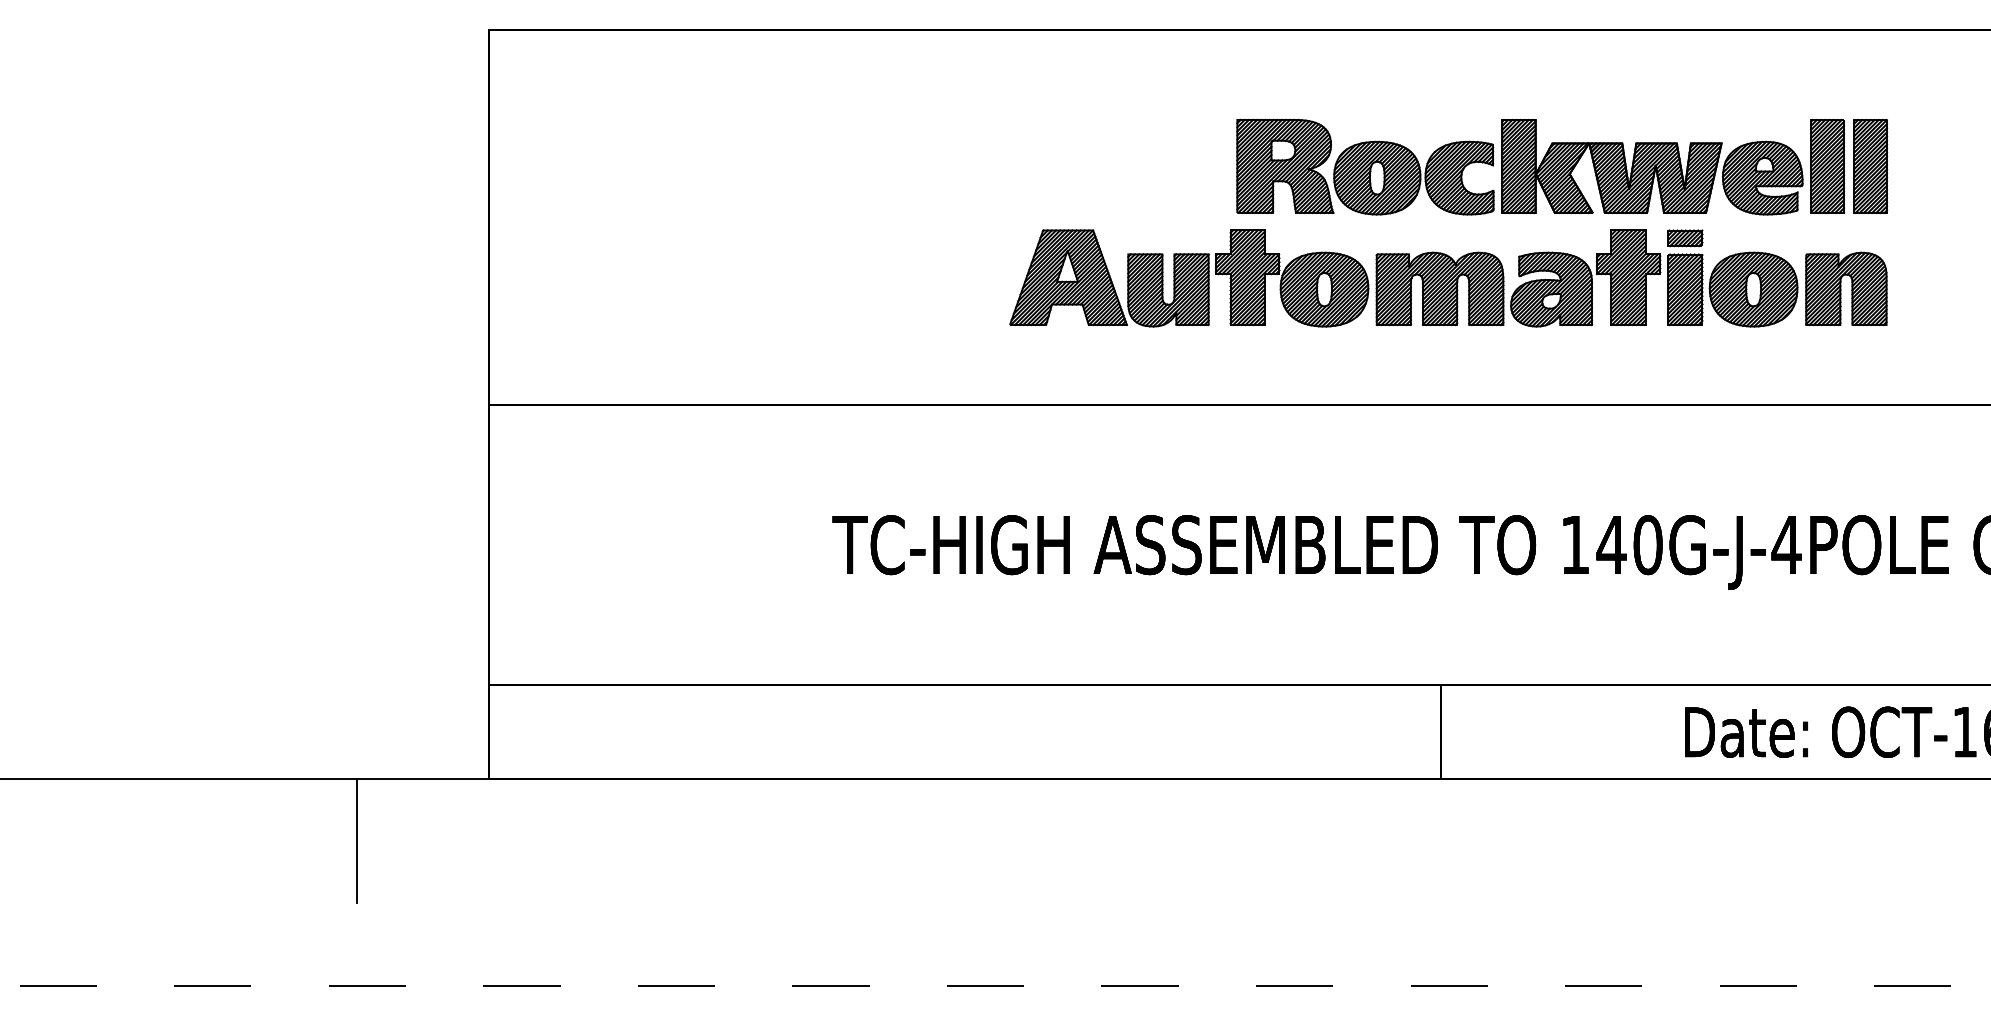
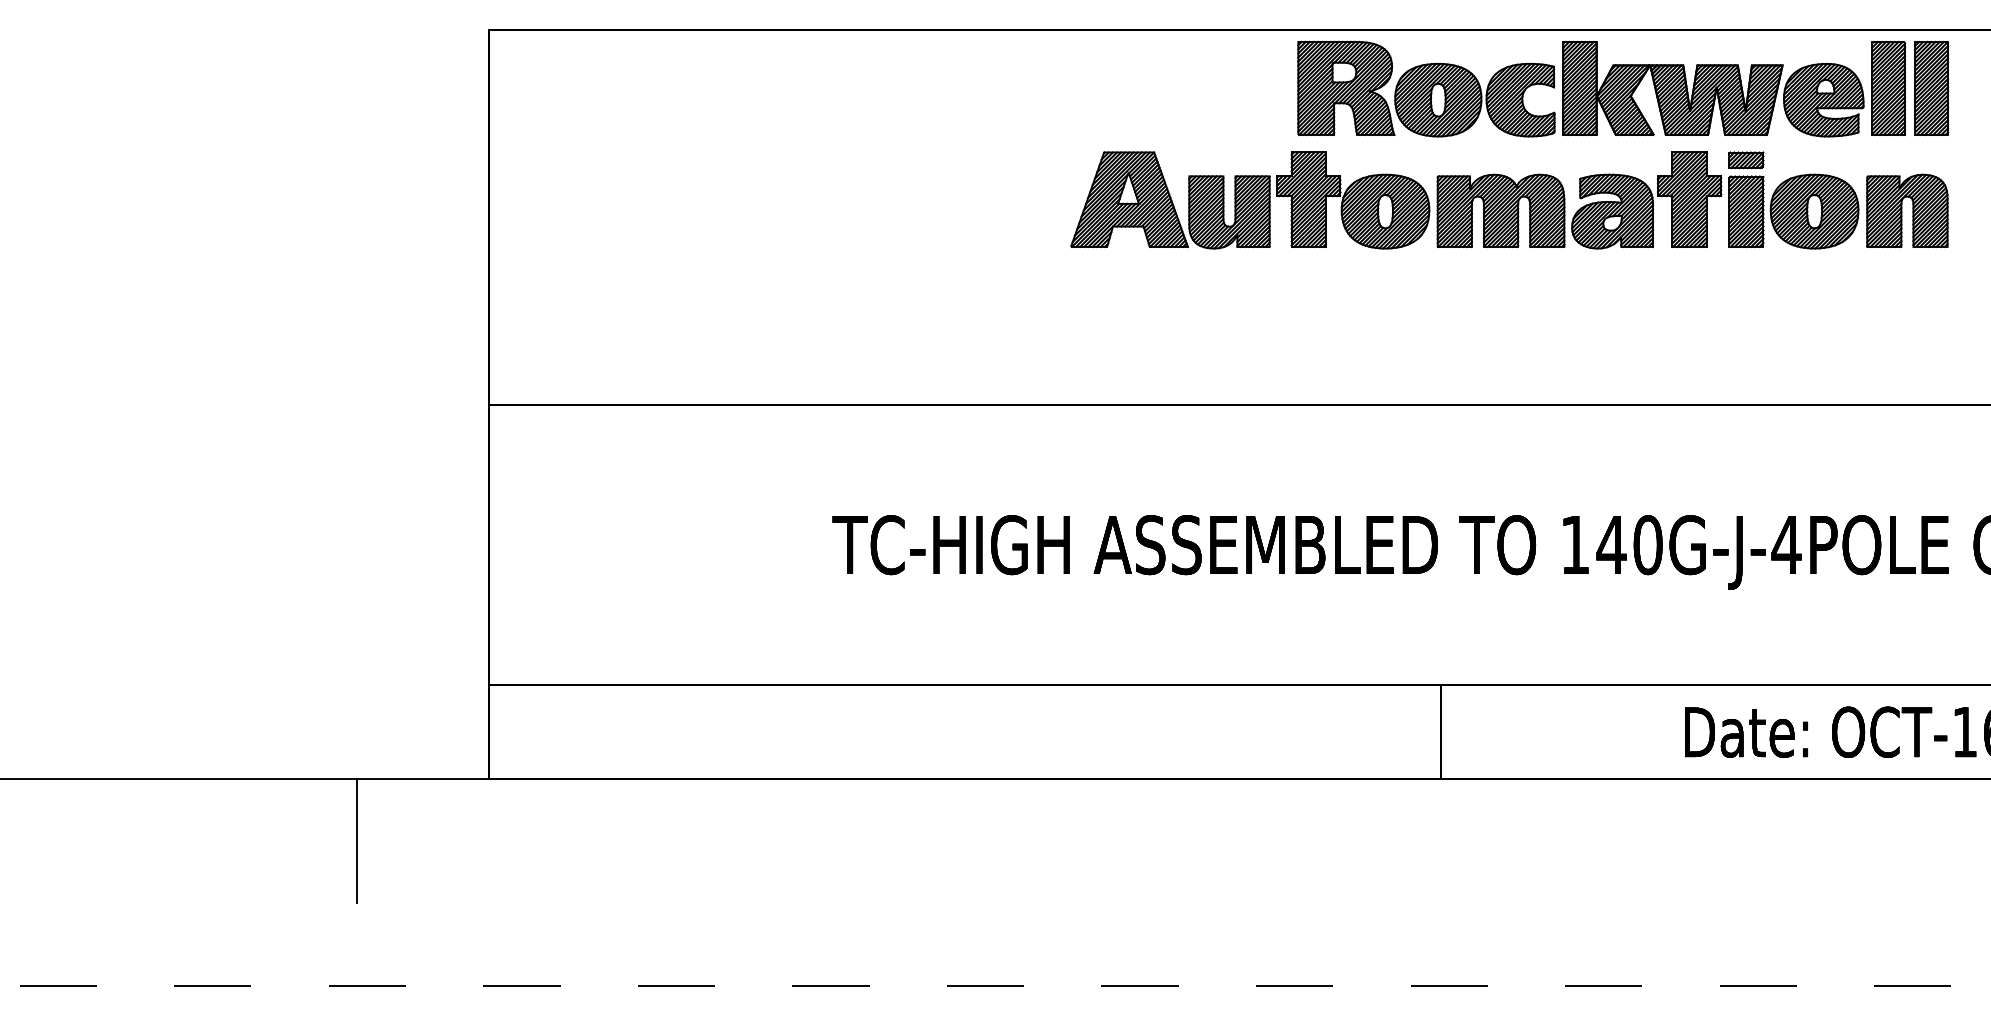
part position: (1451, 213) -> (1512, 135) (1512, 135)
